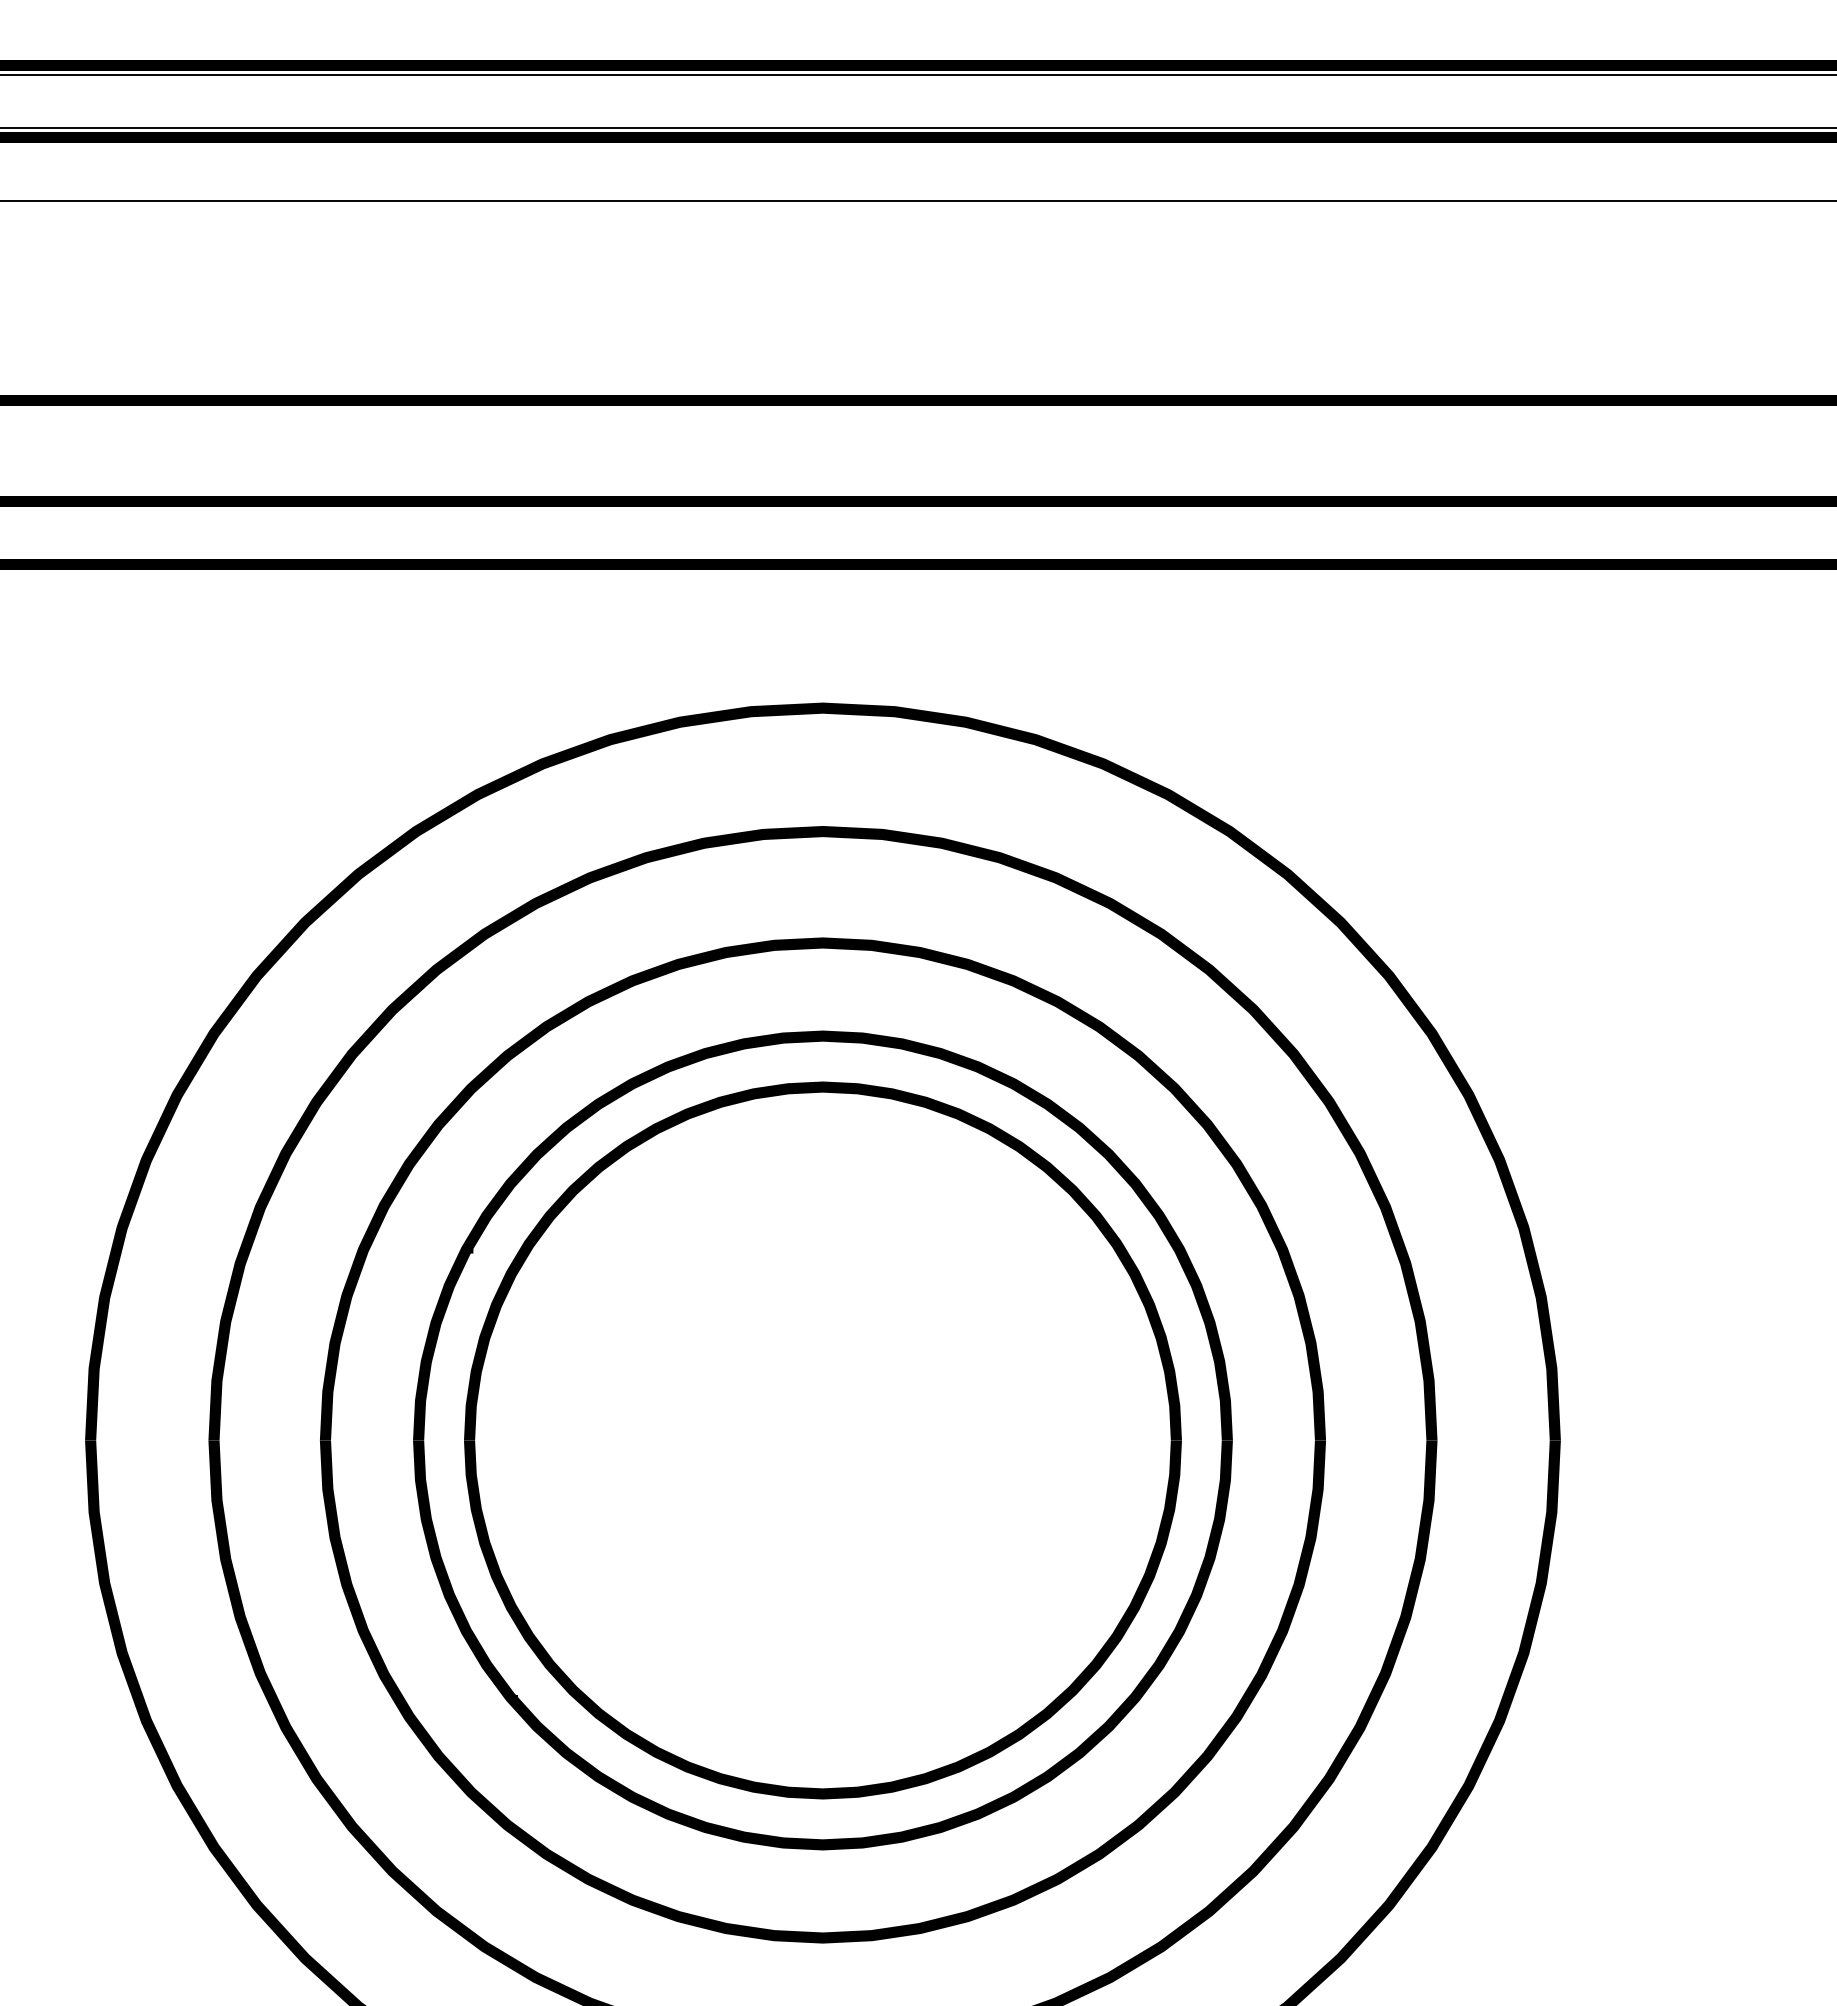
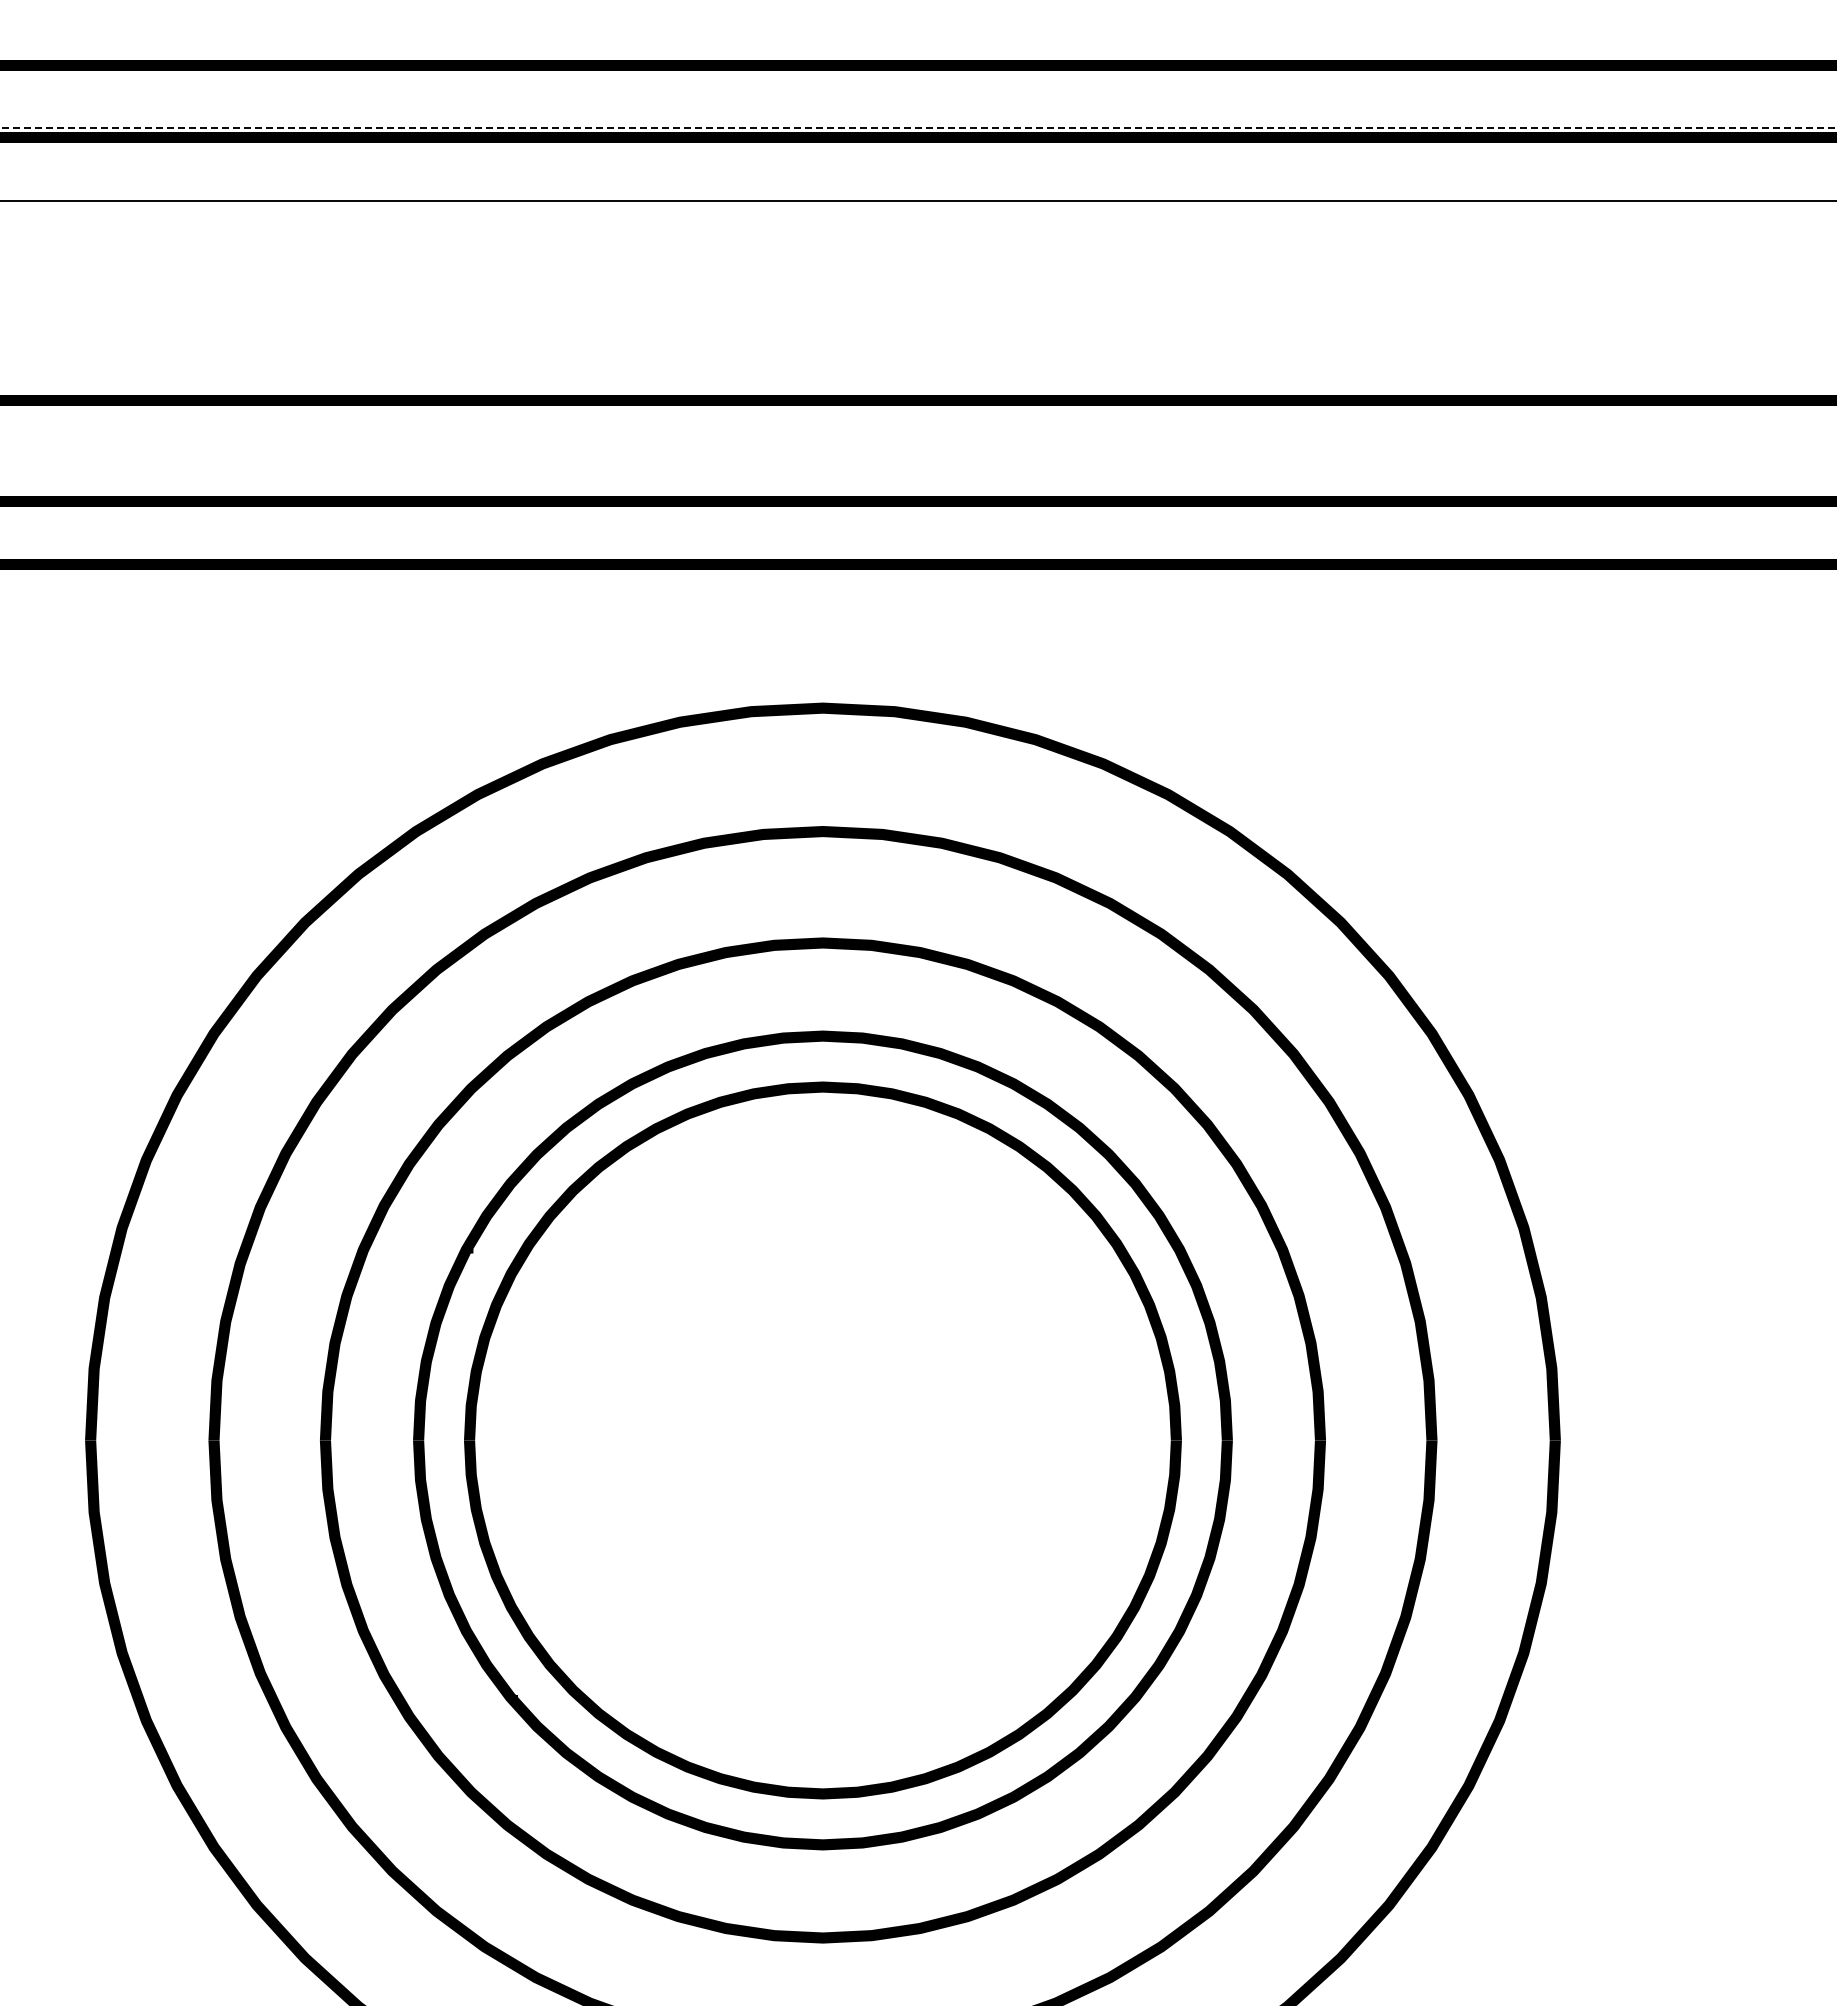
line: present -> none (917, 75)
line: solid -> dashed (919, 128)
